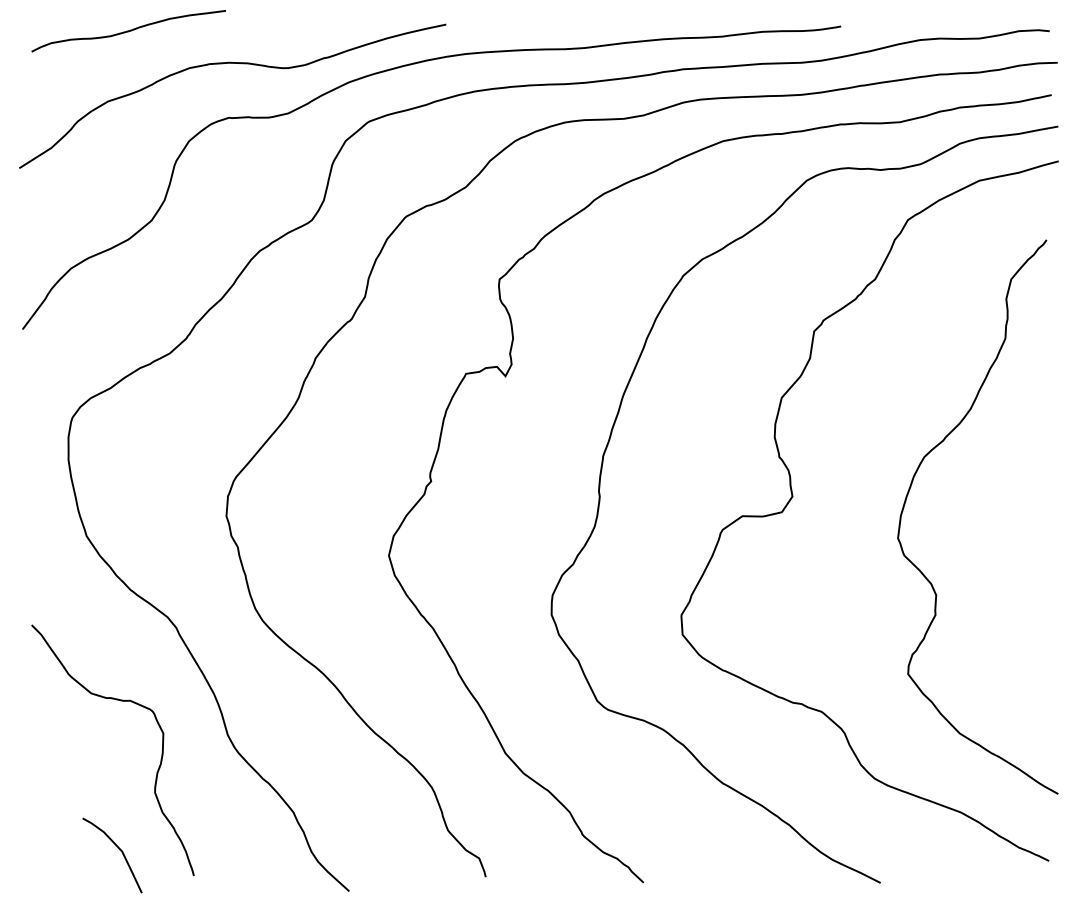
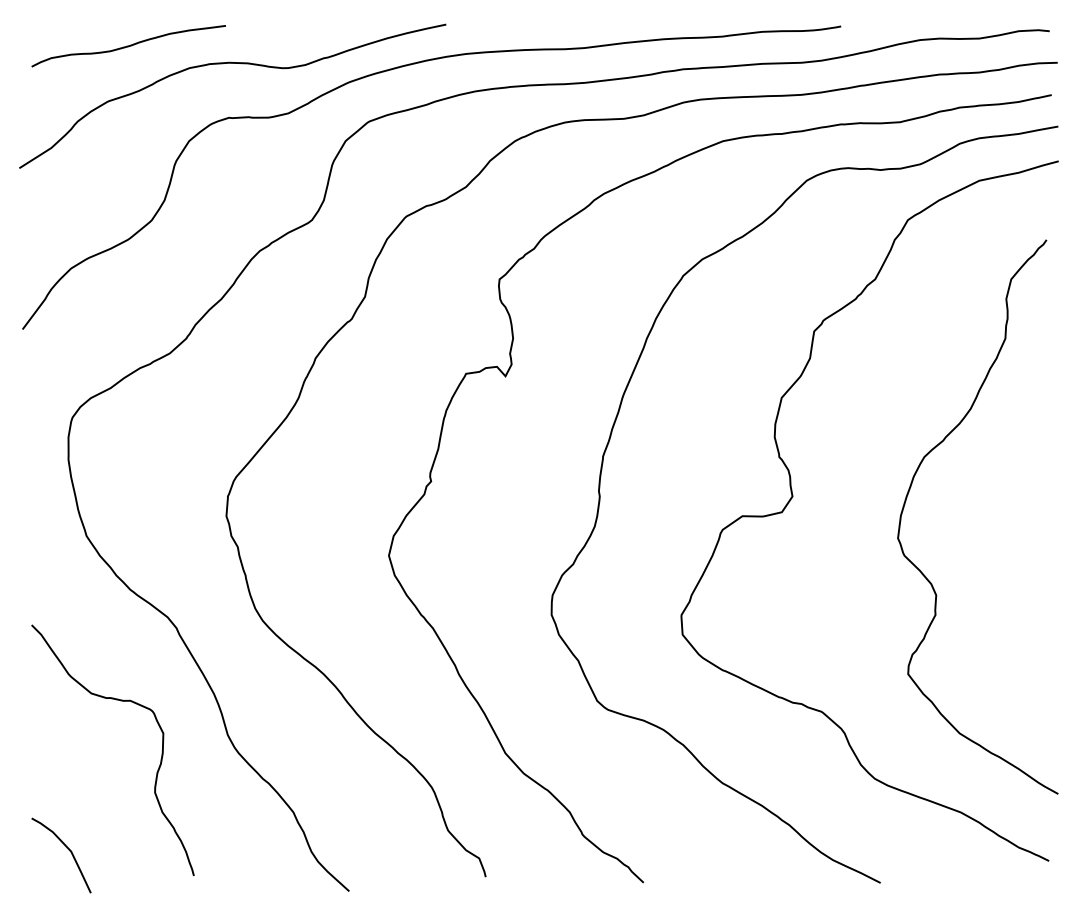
curve position: (128, 31) -> (128, 46) (128, 46)
curve position: (118, 849) -> (67, 849) (67, 849)
